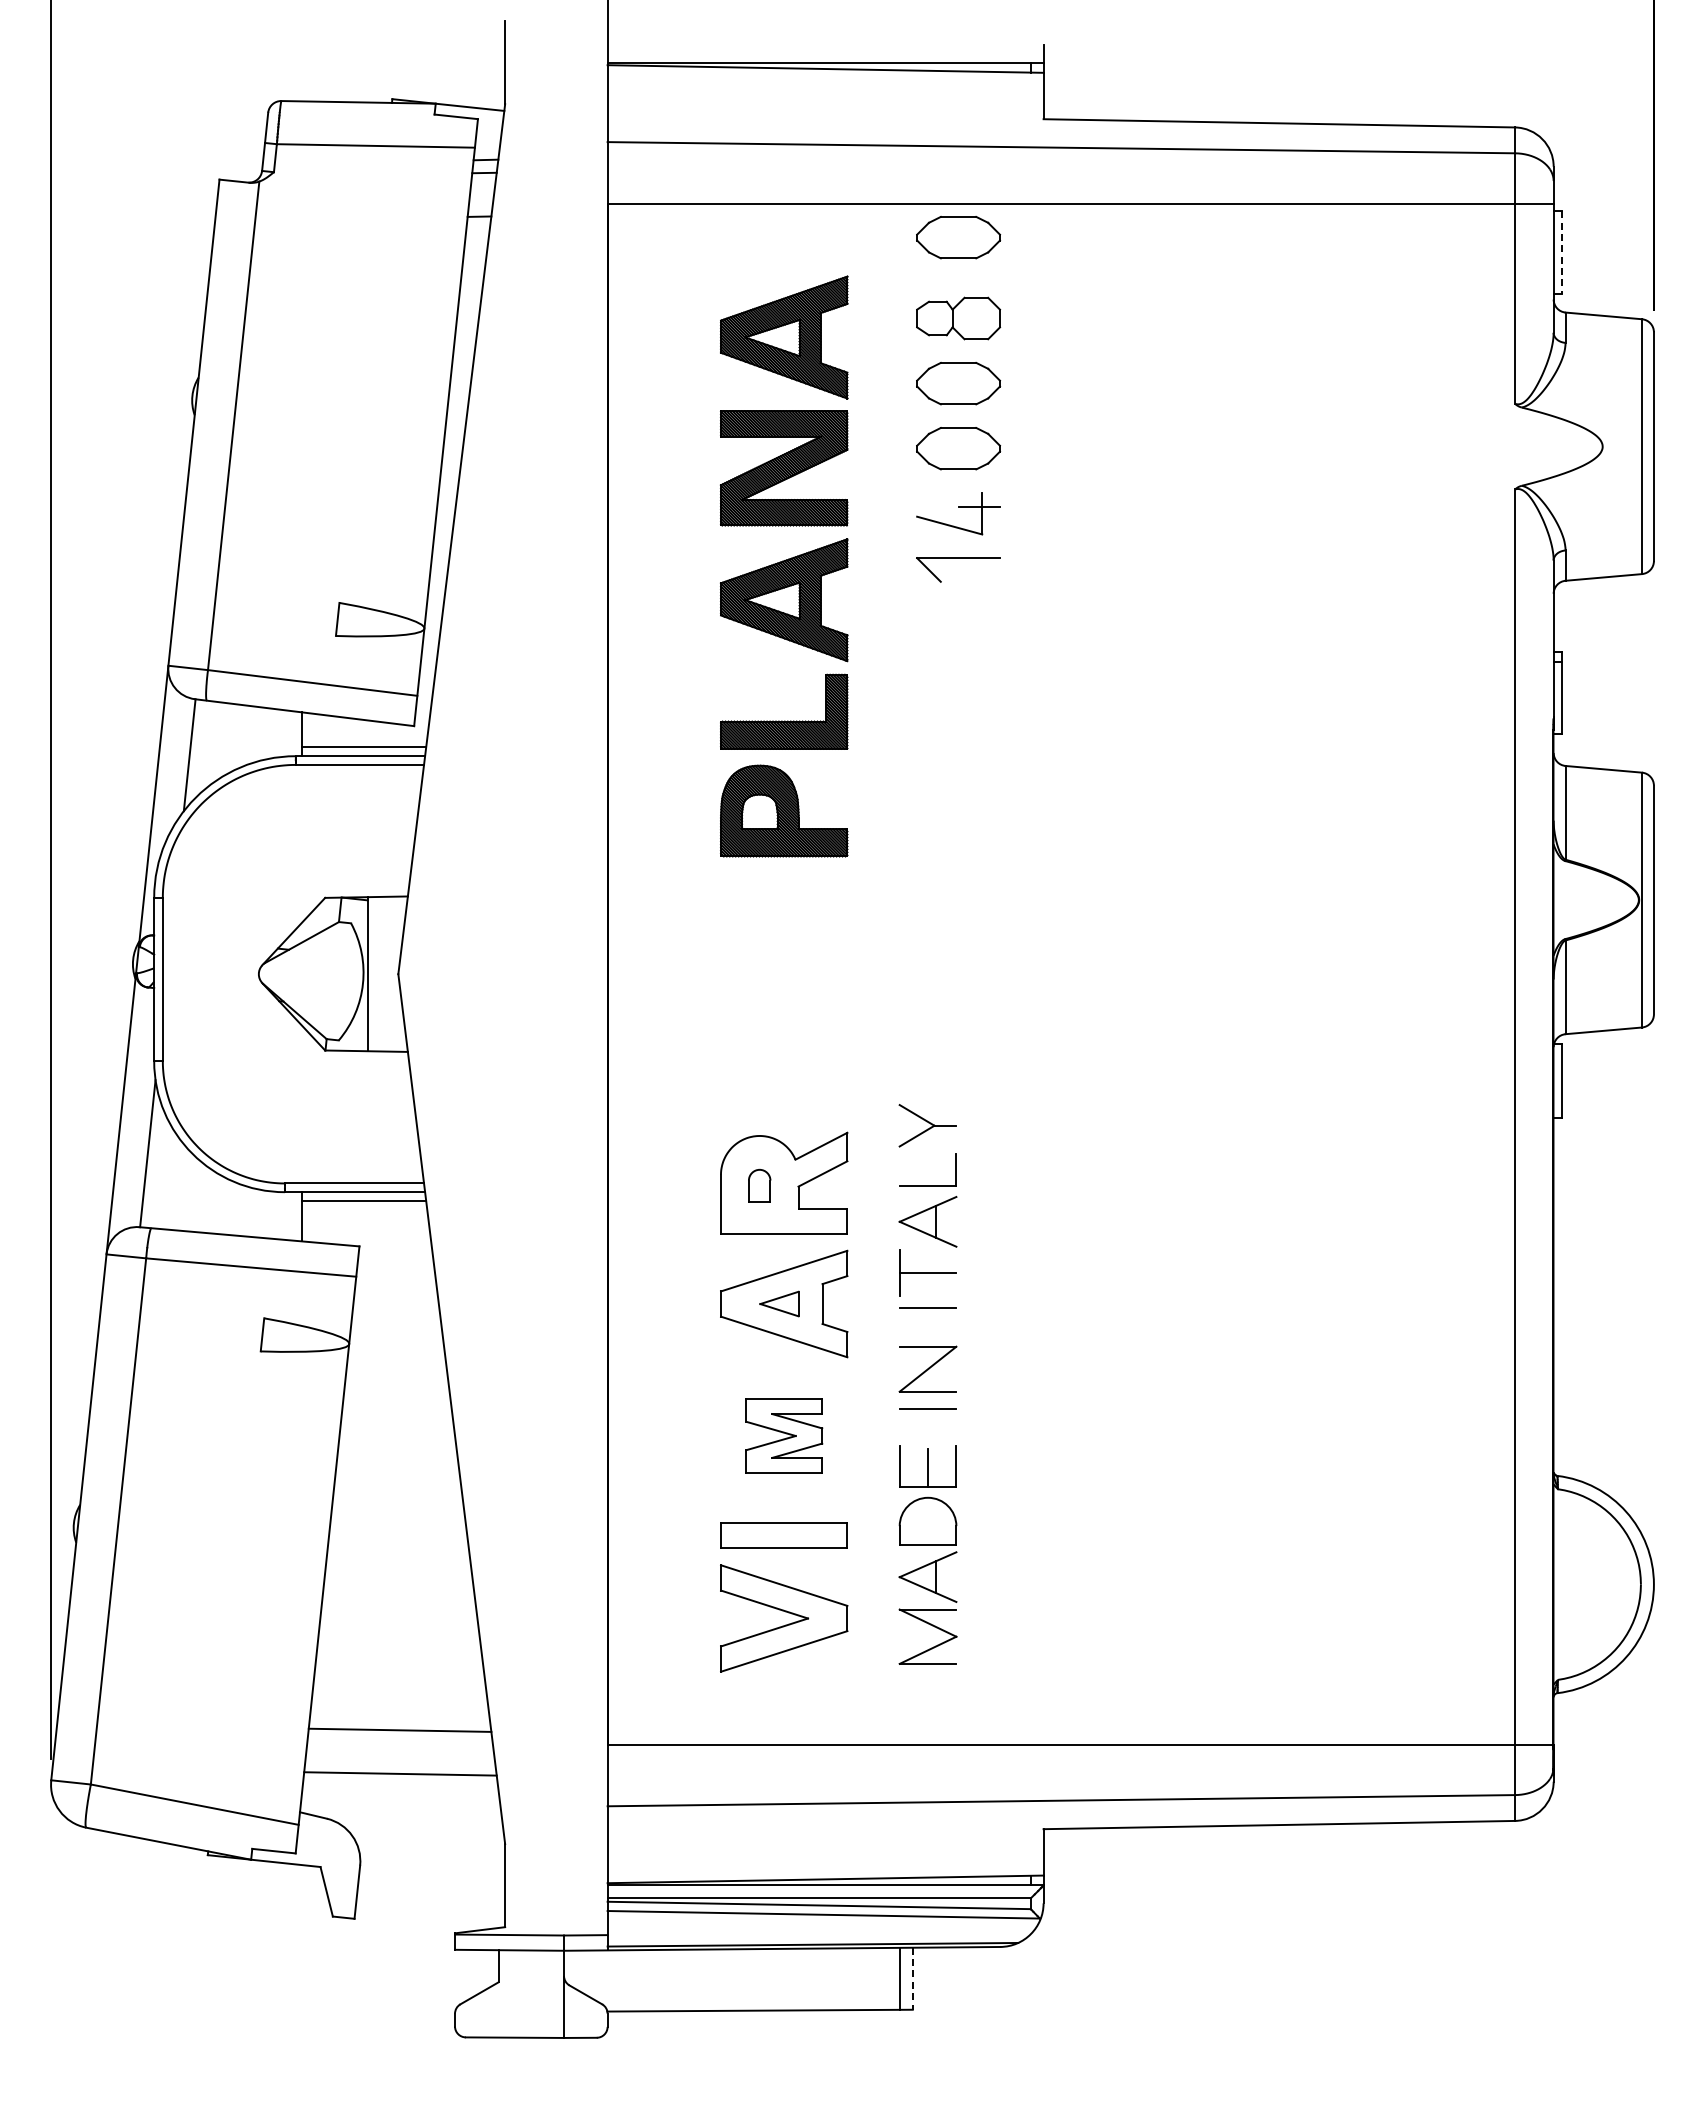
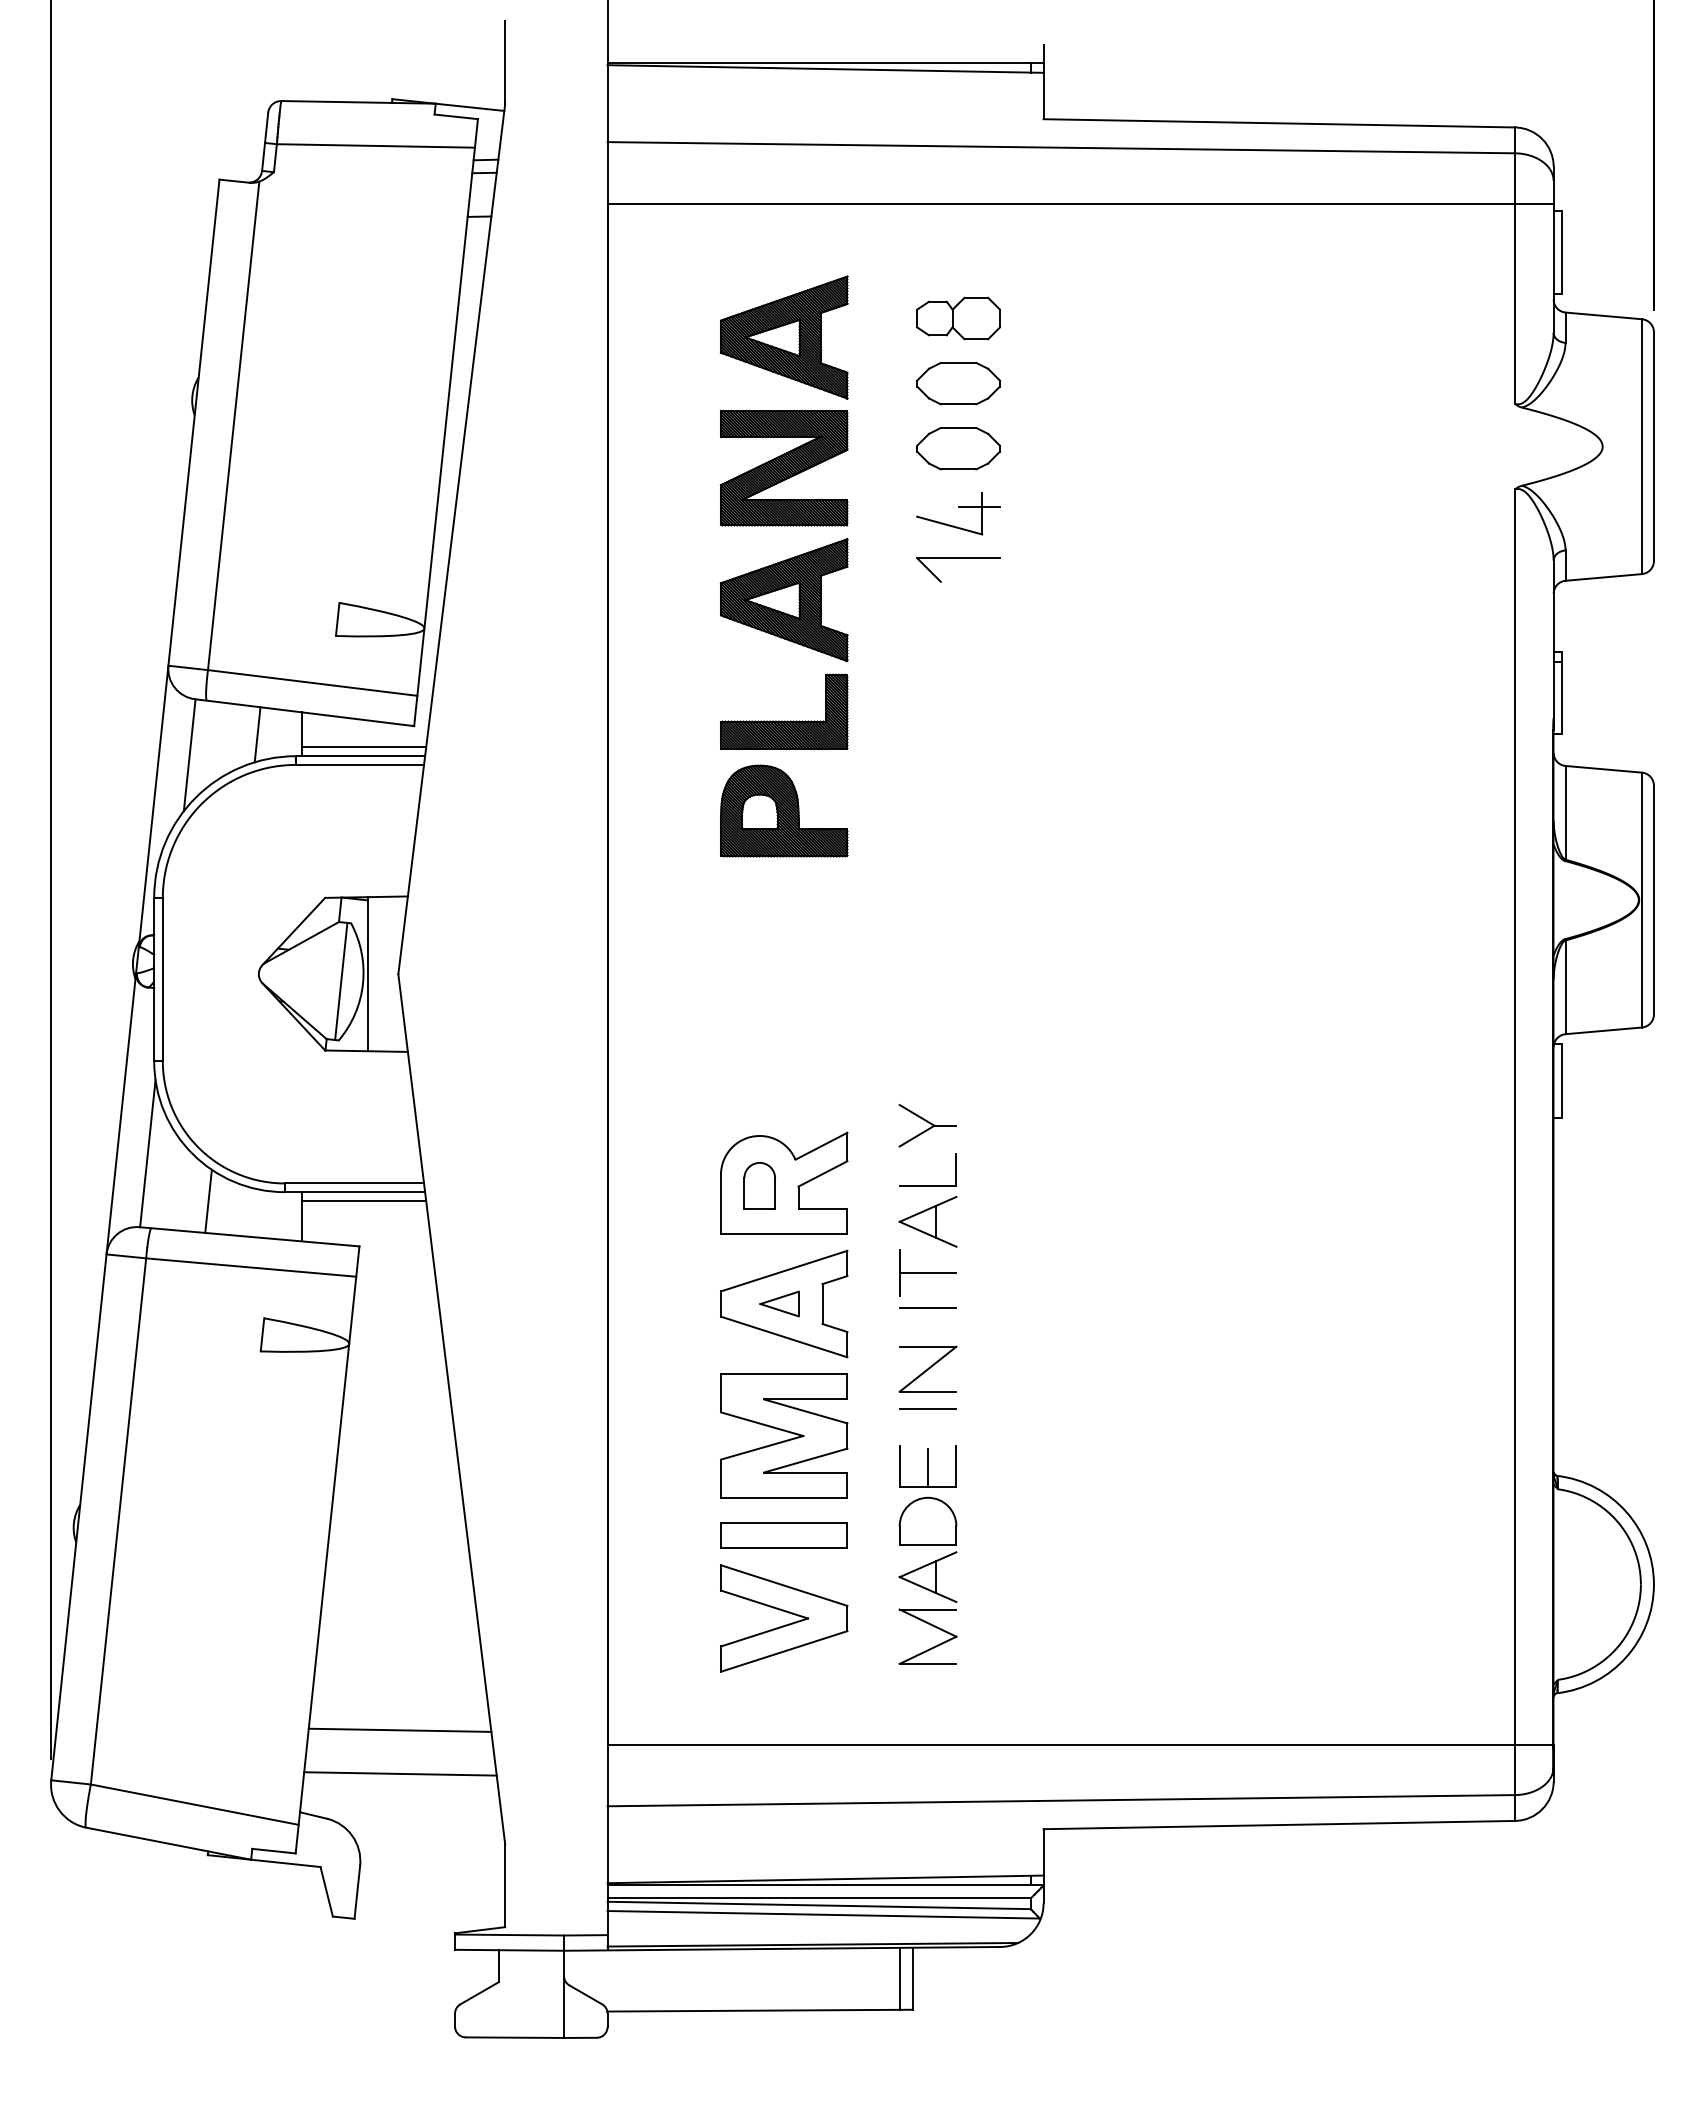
part: present -> none (958, 237)
line: dashed -> solid (1562, 253)
line: none -> present (257, 734)
line: none -> present (341, 981)
part size: 24x35 px -> 33x48 px (759, 1185)
line: none -> present (208, 1200)
part size: 79x76 px -> 129x126 px (784, 1435)
line: dashed -> solid (912, 1979)
